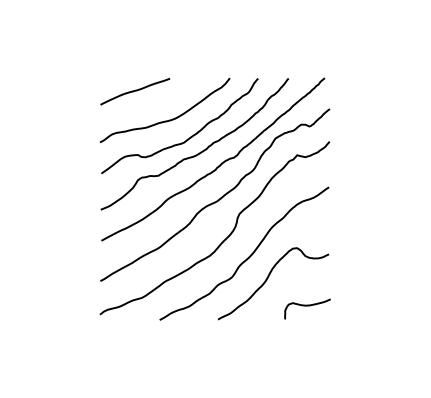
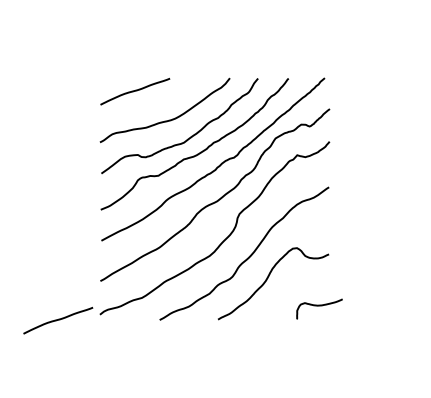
curve position: (307, 306) -> (319, 306) (319, 306)
curve: none -> present (58, 320)
